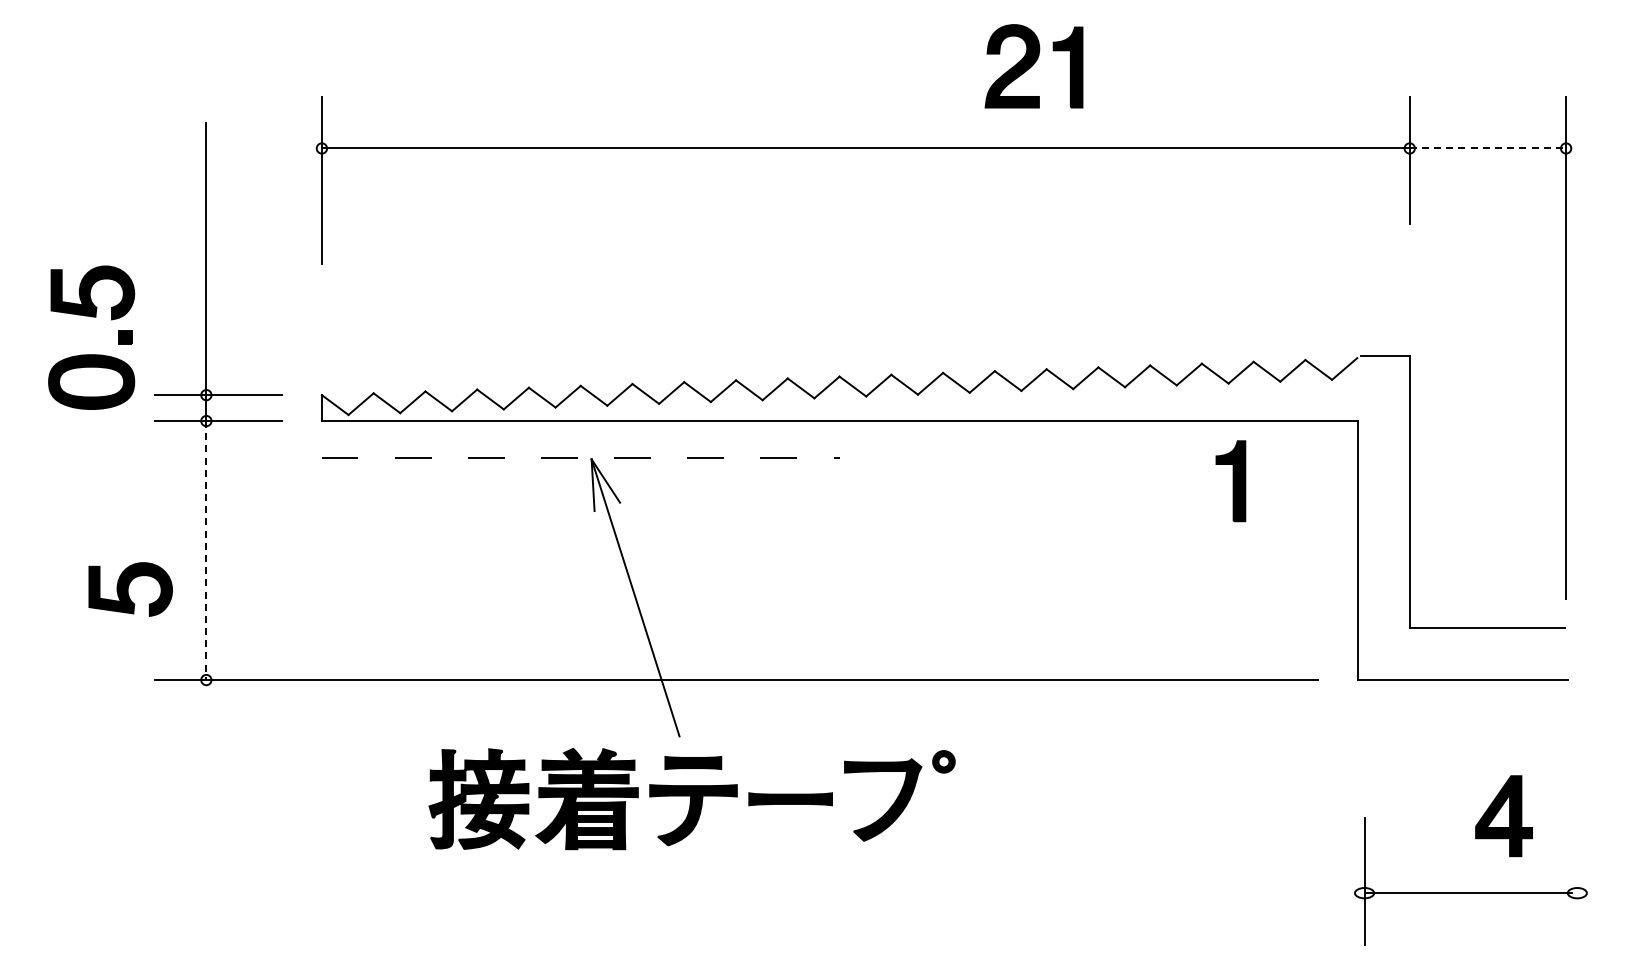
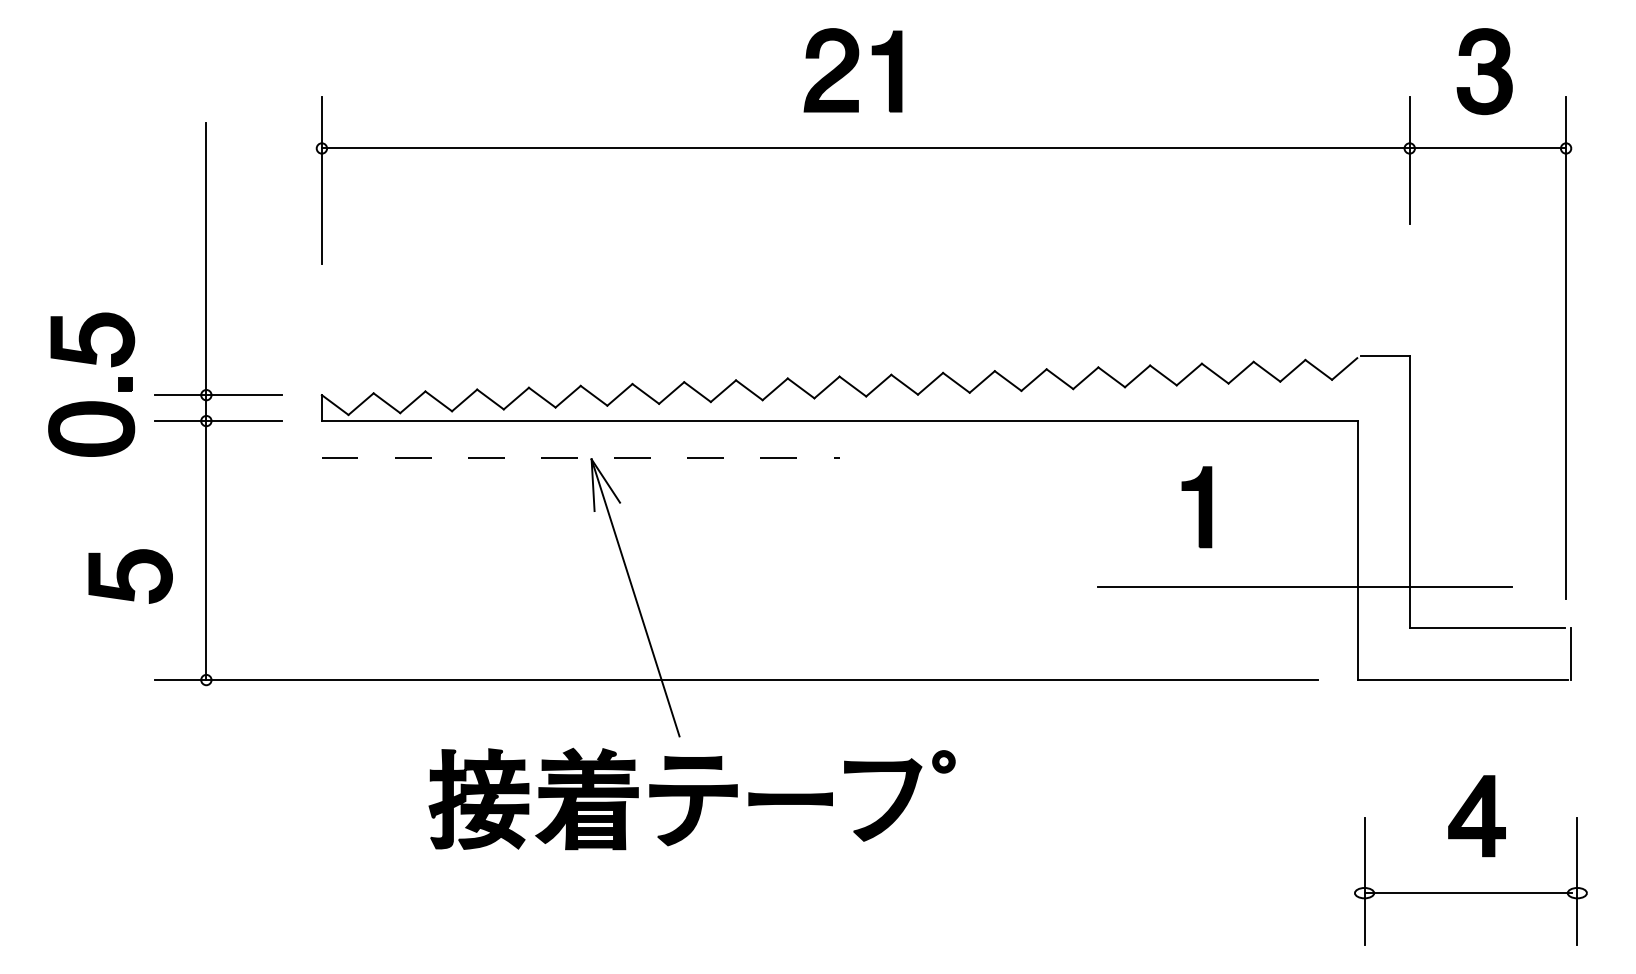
part position: (1033, 66) -> (852, 70) (852, 70)
part: none -> present (1484, 71)
line: dashed -> solid (1487, 148)
part position: (91, 354) -> (91, 401) (91, 401)
part position: (1230, 481) -> (1196, 507) (1196, 507)
line: dashed -> solid (206, 550)
line: none -> present (1305, 587)
part position: (130, 589) -> (130, 576) (130, 576)
line: none -> present (1571, 654)
part position: (1503, 816) -> (1476, 816) (1476, 816)
line: none -> present (1577, 880)
